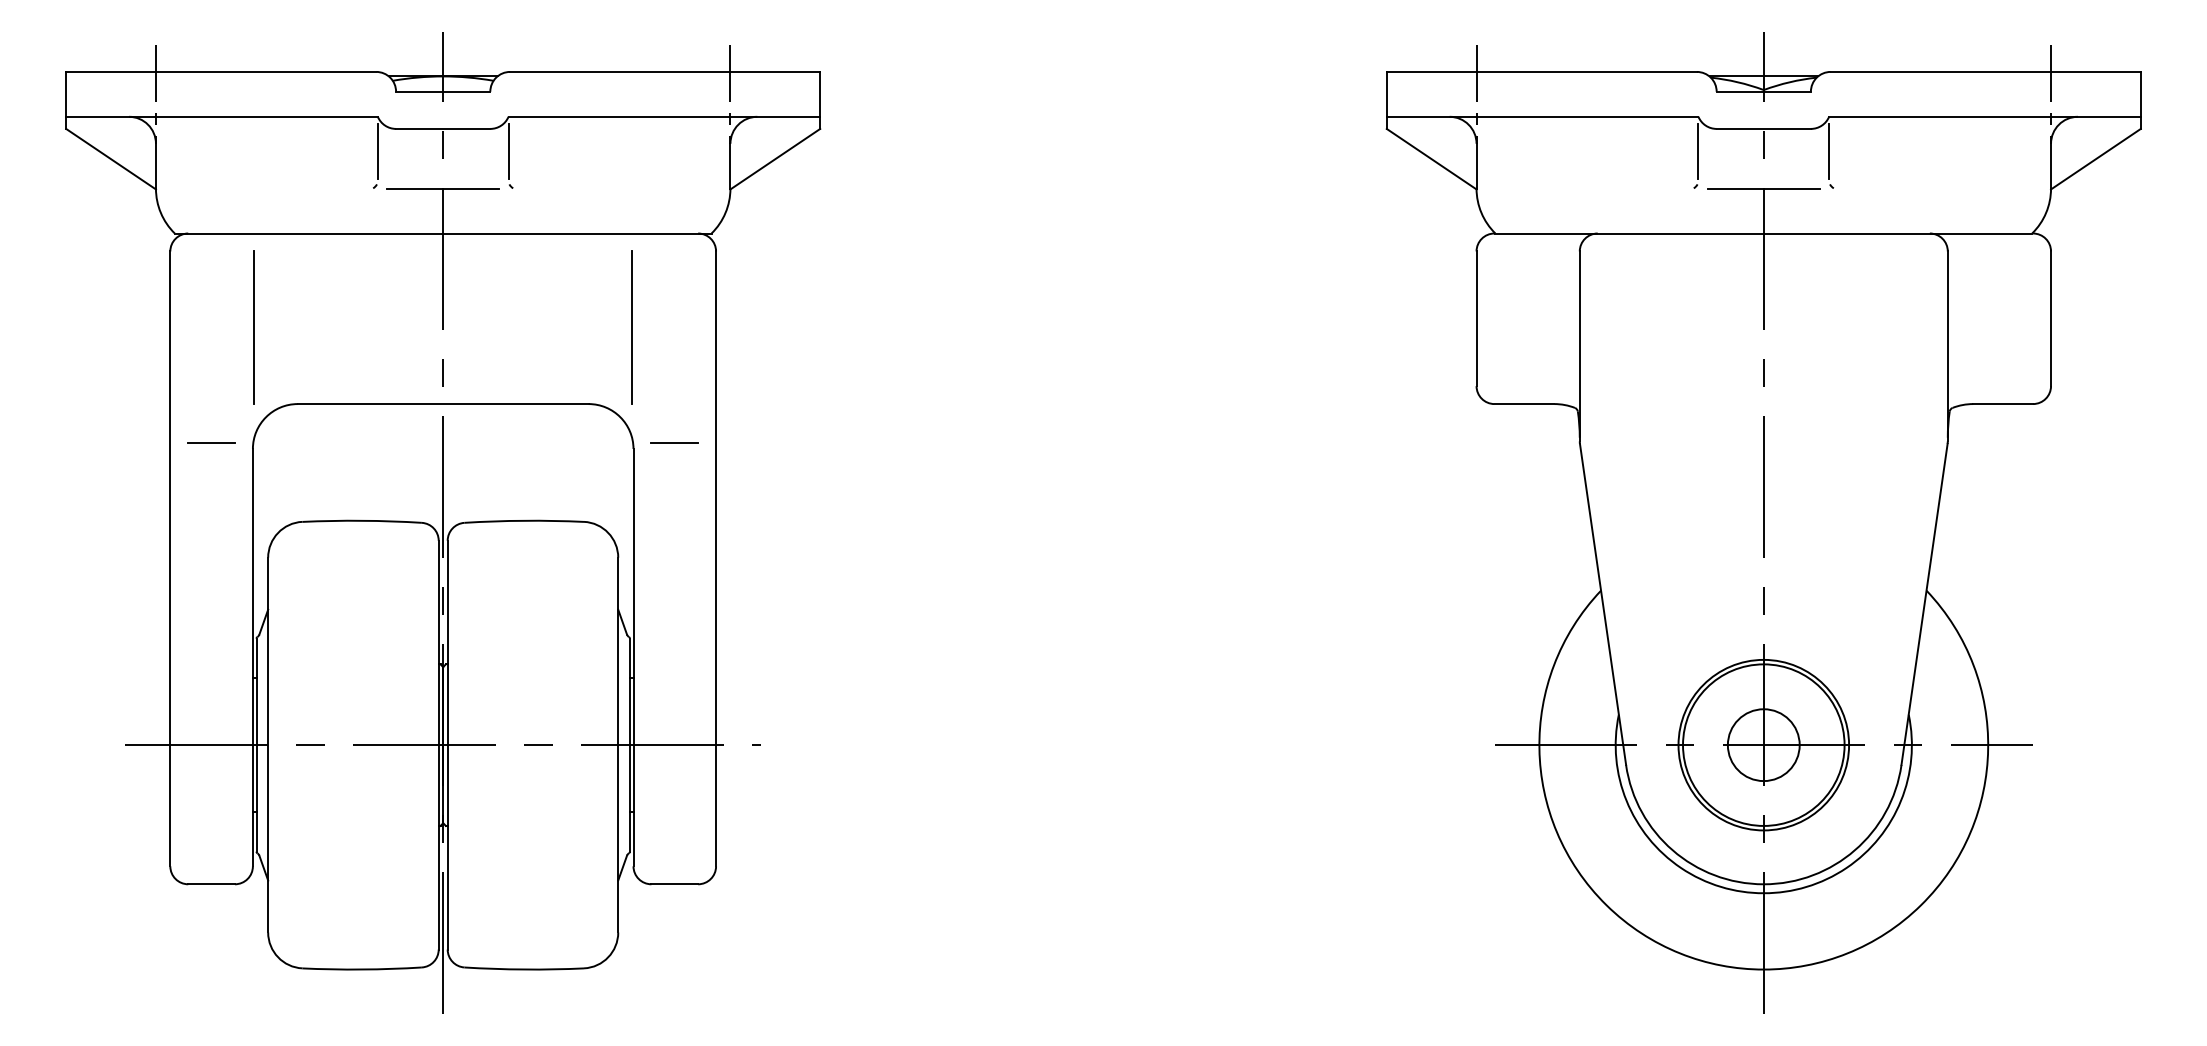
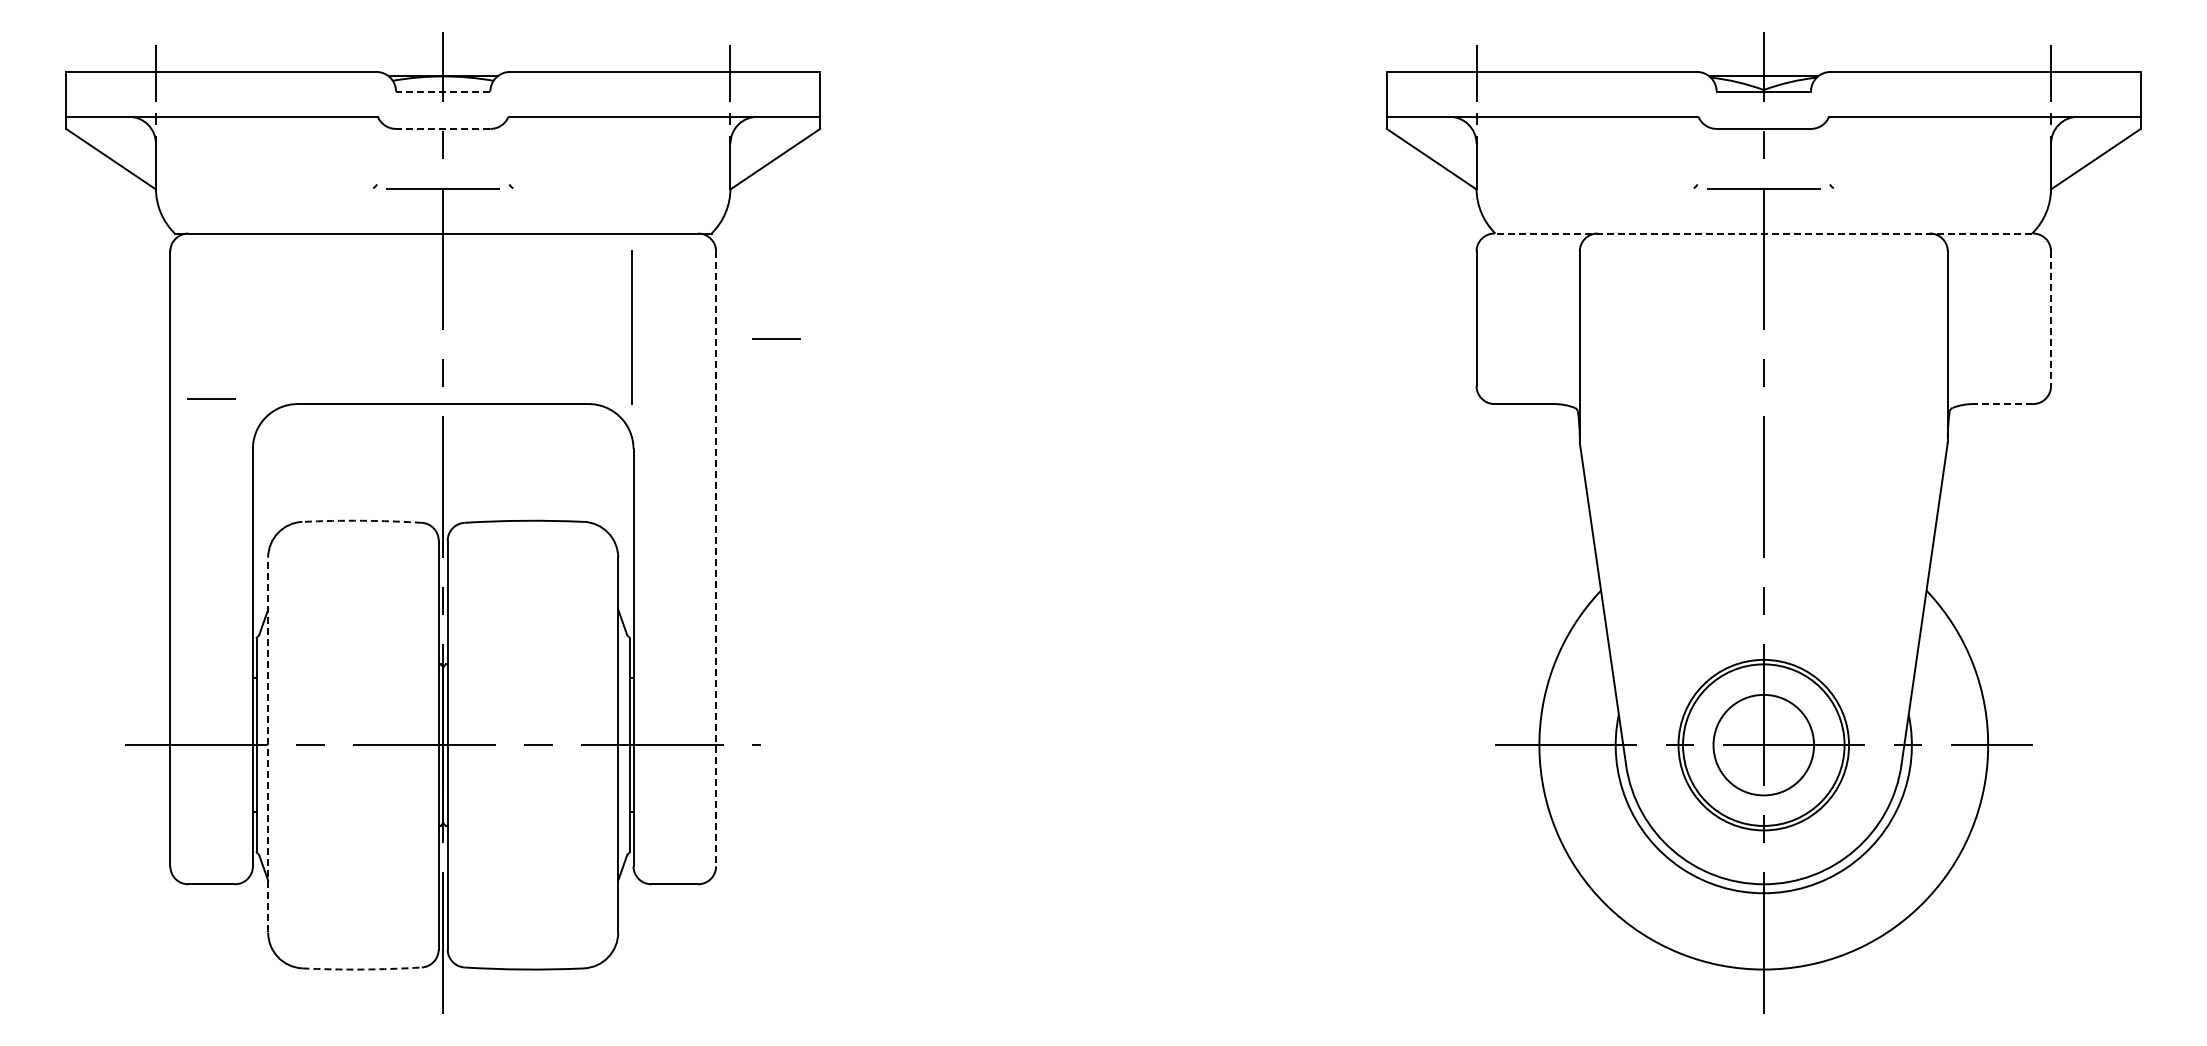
line: solid -> dashed (442, 91)
line: solid -> dashed (442, 128)
line: present -> none (377, 151)
line: present -> none (508, 151)
line: present -> none (1698, 151)
line: present -> none (1829, 151)
line: solid -> dashed (1763, 233)
line: solid -> dashed (2051, 319)
line: present -> none (254, 327)
line: solid -> dashed (2003, 404)
line position: (211, 442) -> (211, 398) (211, 398)
line position: (674, 442) -> (776, 338) (776, 338)
arc: solid -> dashed (362, 520)
line: solid -> dashed (716, 559)
line: solid -> dashed (268, 744)
circle diameter: 72 px -> 101 px (1763, 744)
arc: solid -> dashed (362, 969)
